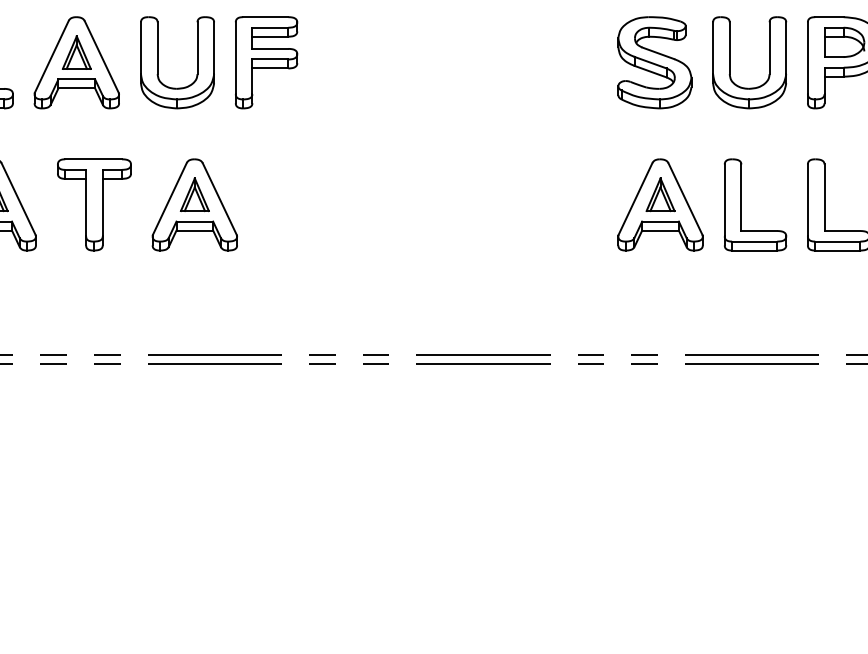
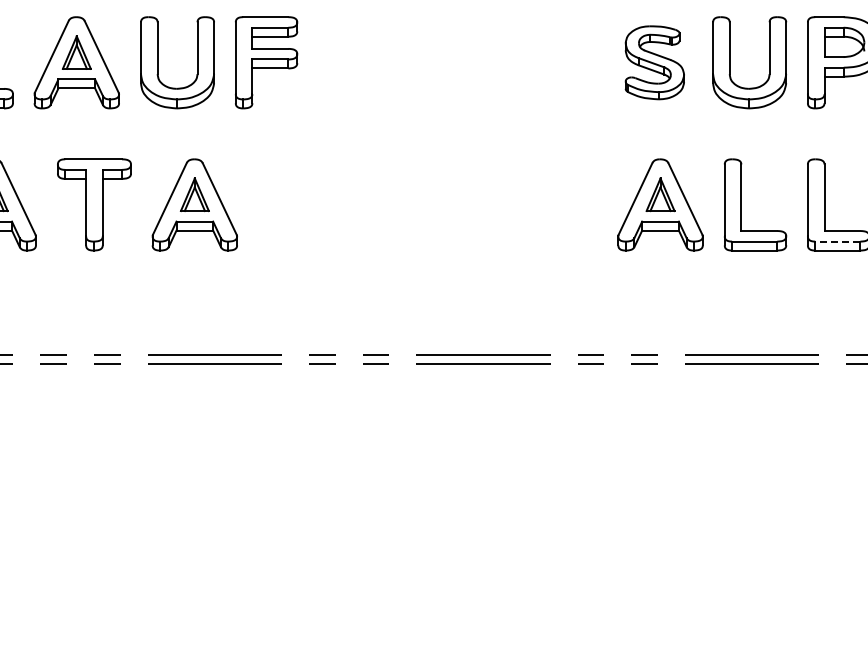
part size: 76x94 px -> 61x76 px (654, 62)
line: solid -> dashed (837, 241)
